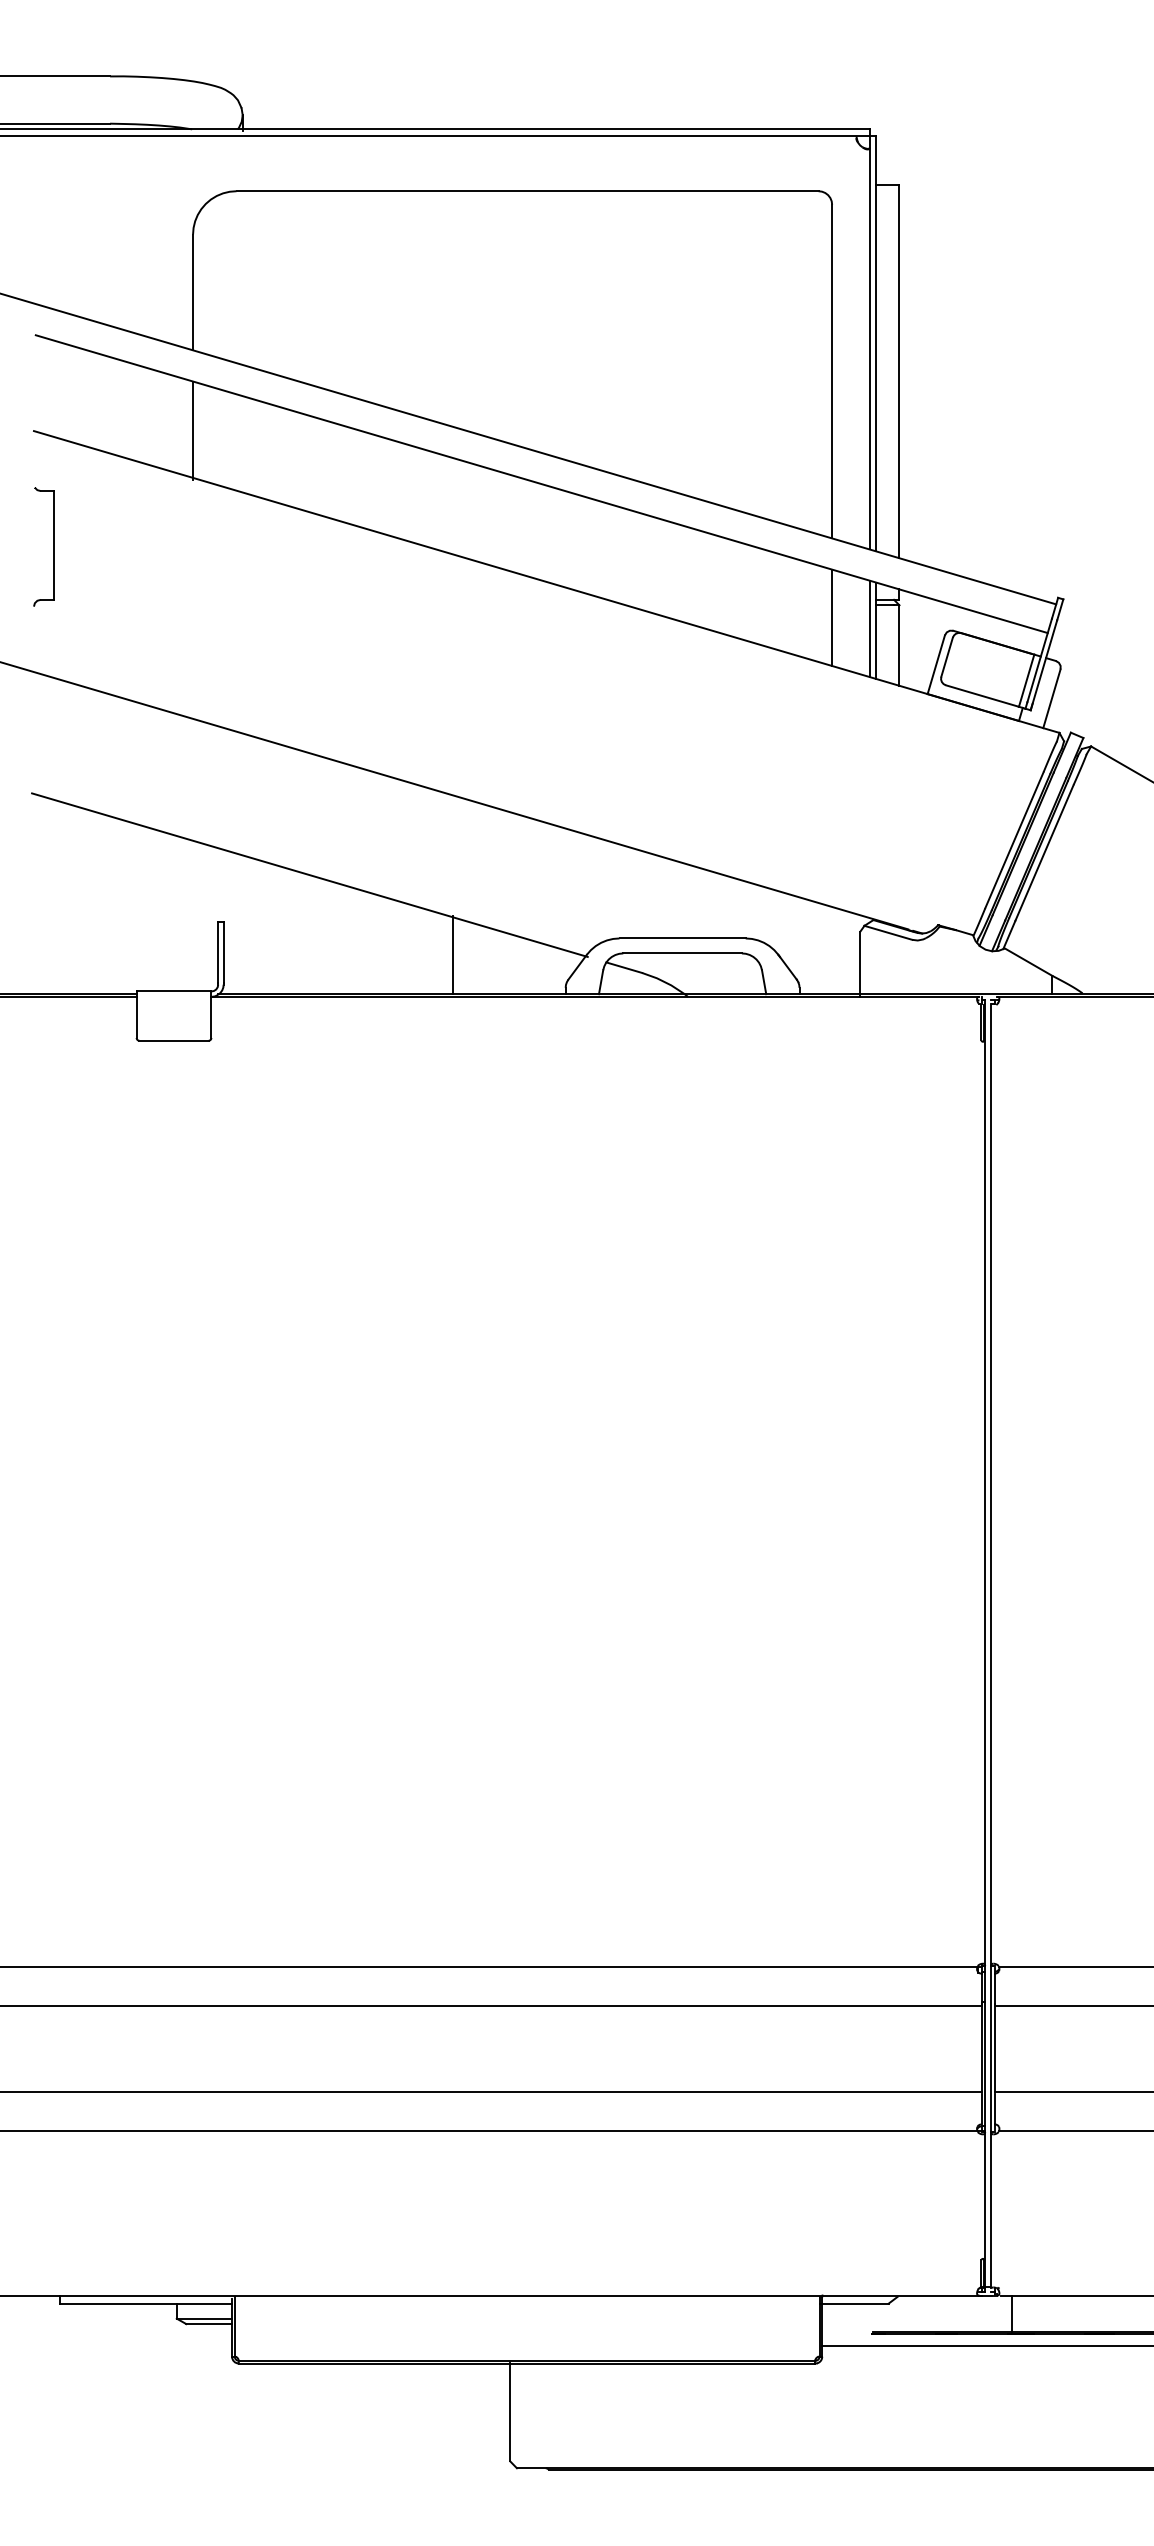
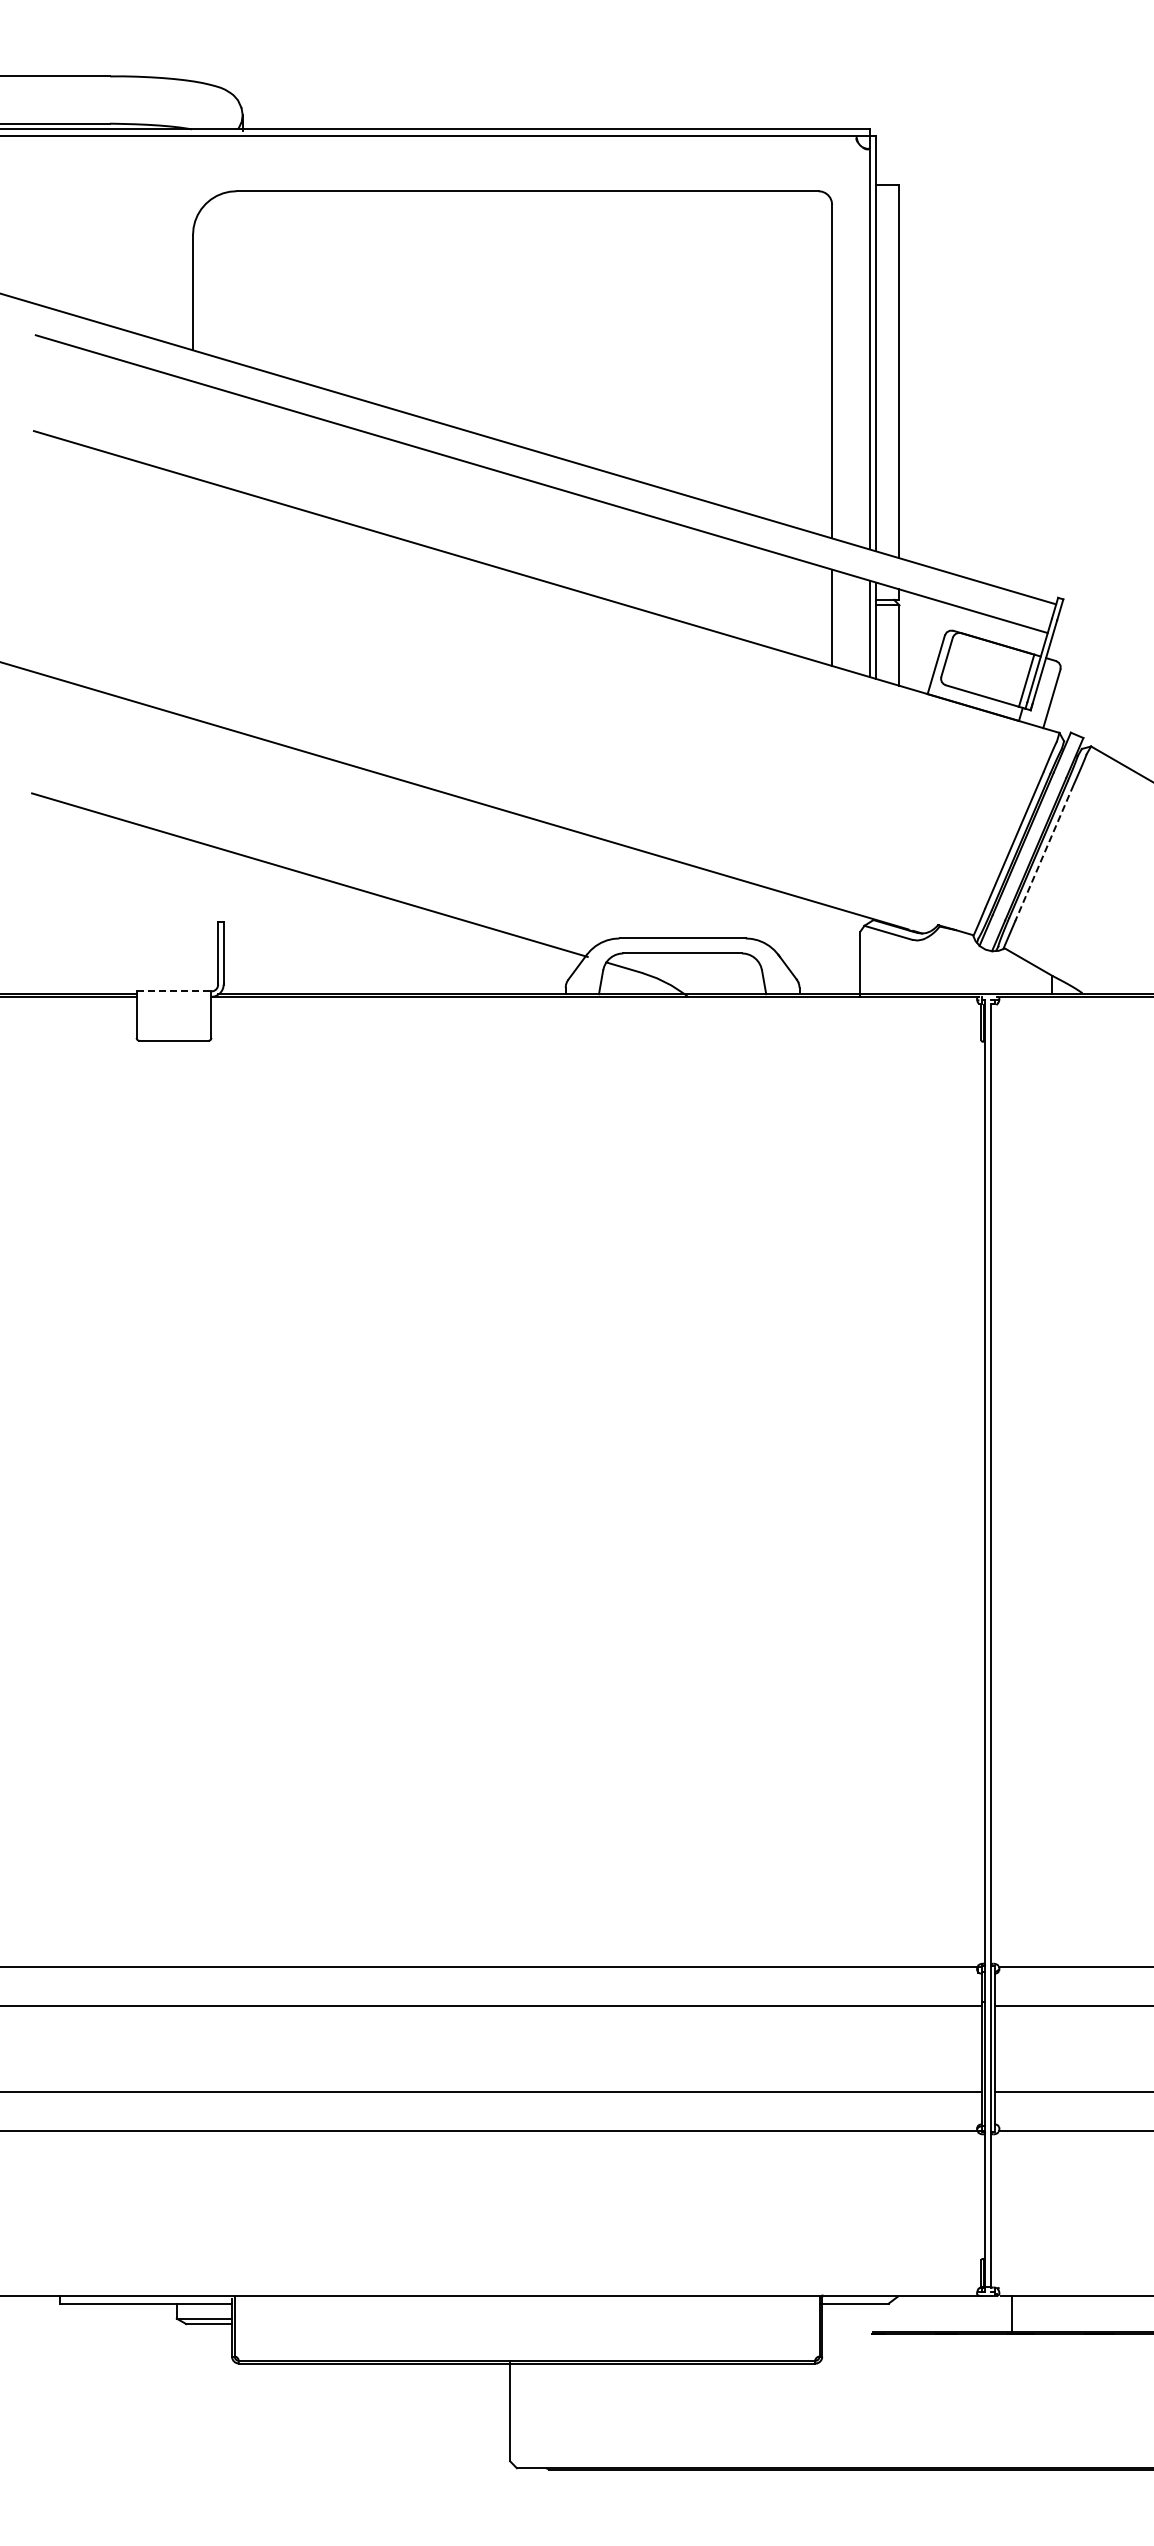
line: present -> none (193, 430)
part: present -> none (53, 546)
line: solid -> dashed (1044, 853)
line: present -> none (452, 954)
line: solid -> dashed (174, 991)
line: present -> none (986, 2345)
